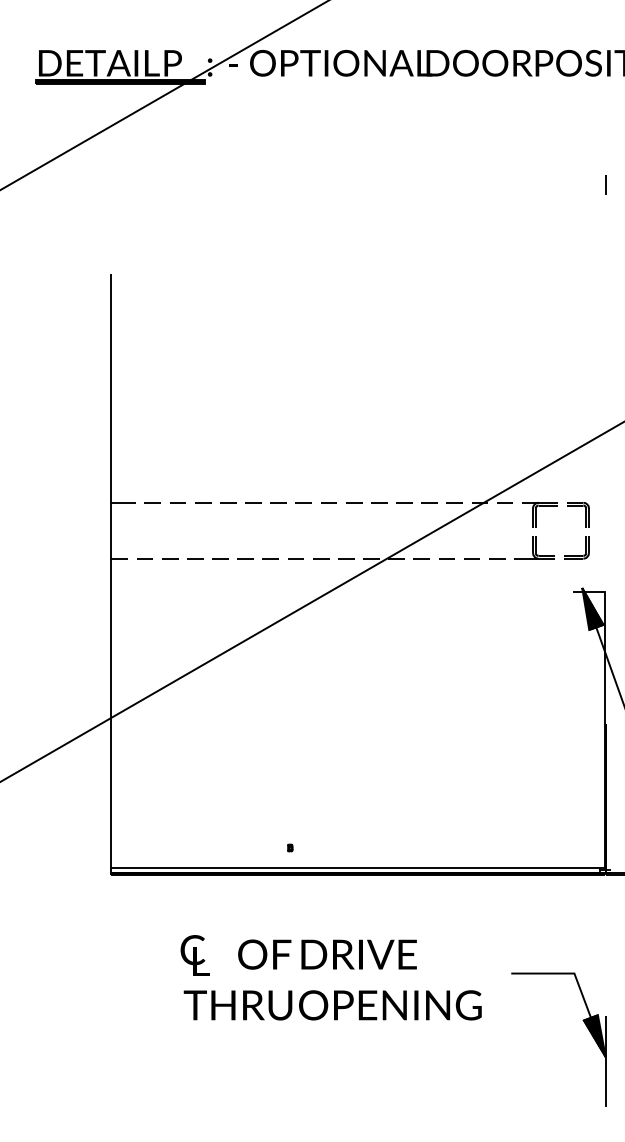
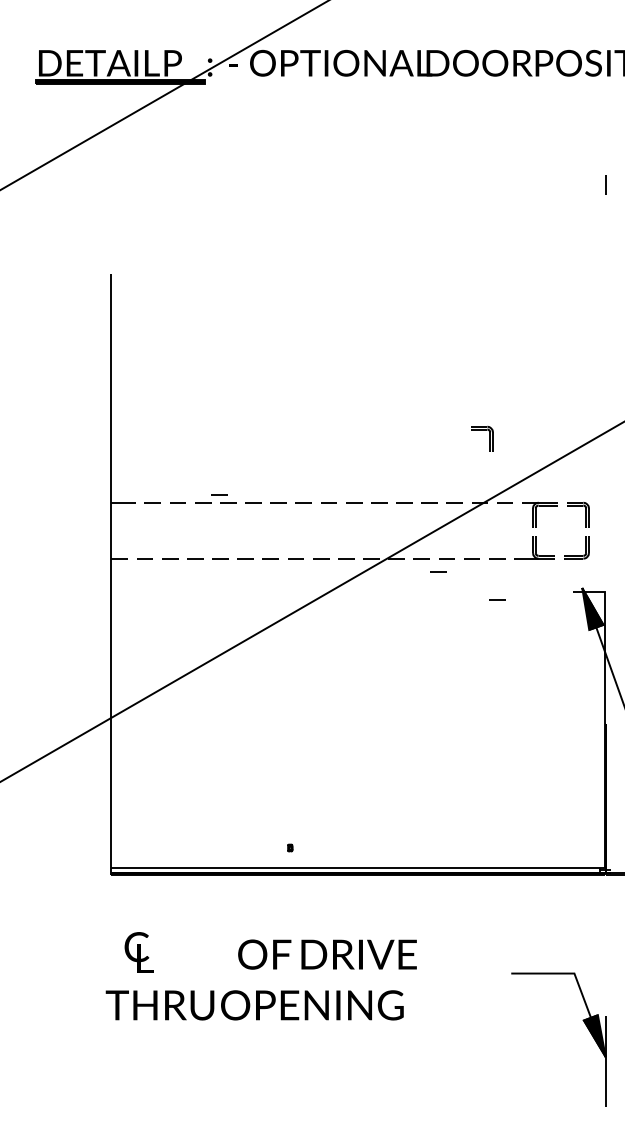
part: none -> present (489, 438)
line: none -> present (219, 494)
line: none -> present (438, 571)
line: none -> present (497, 599)
text position: (194, 955) -> (138, 952) (138, 952)
text position: (332, 1005) -> (254, 1005) (254, 1005)
